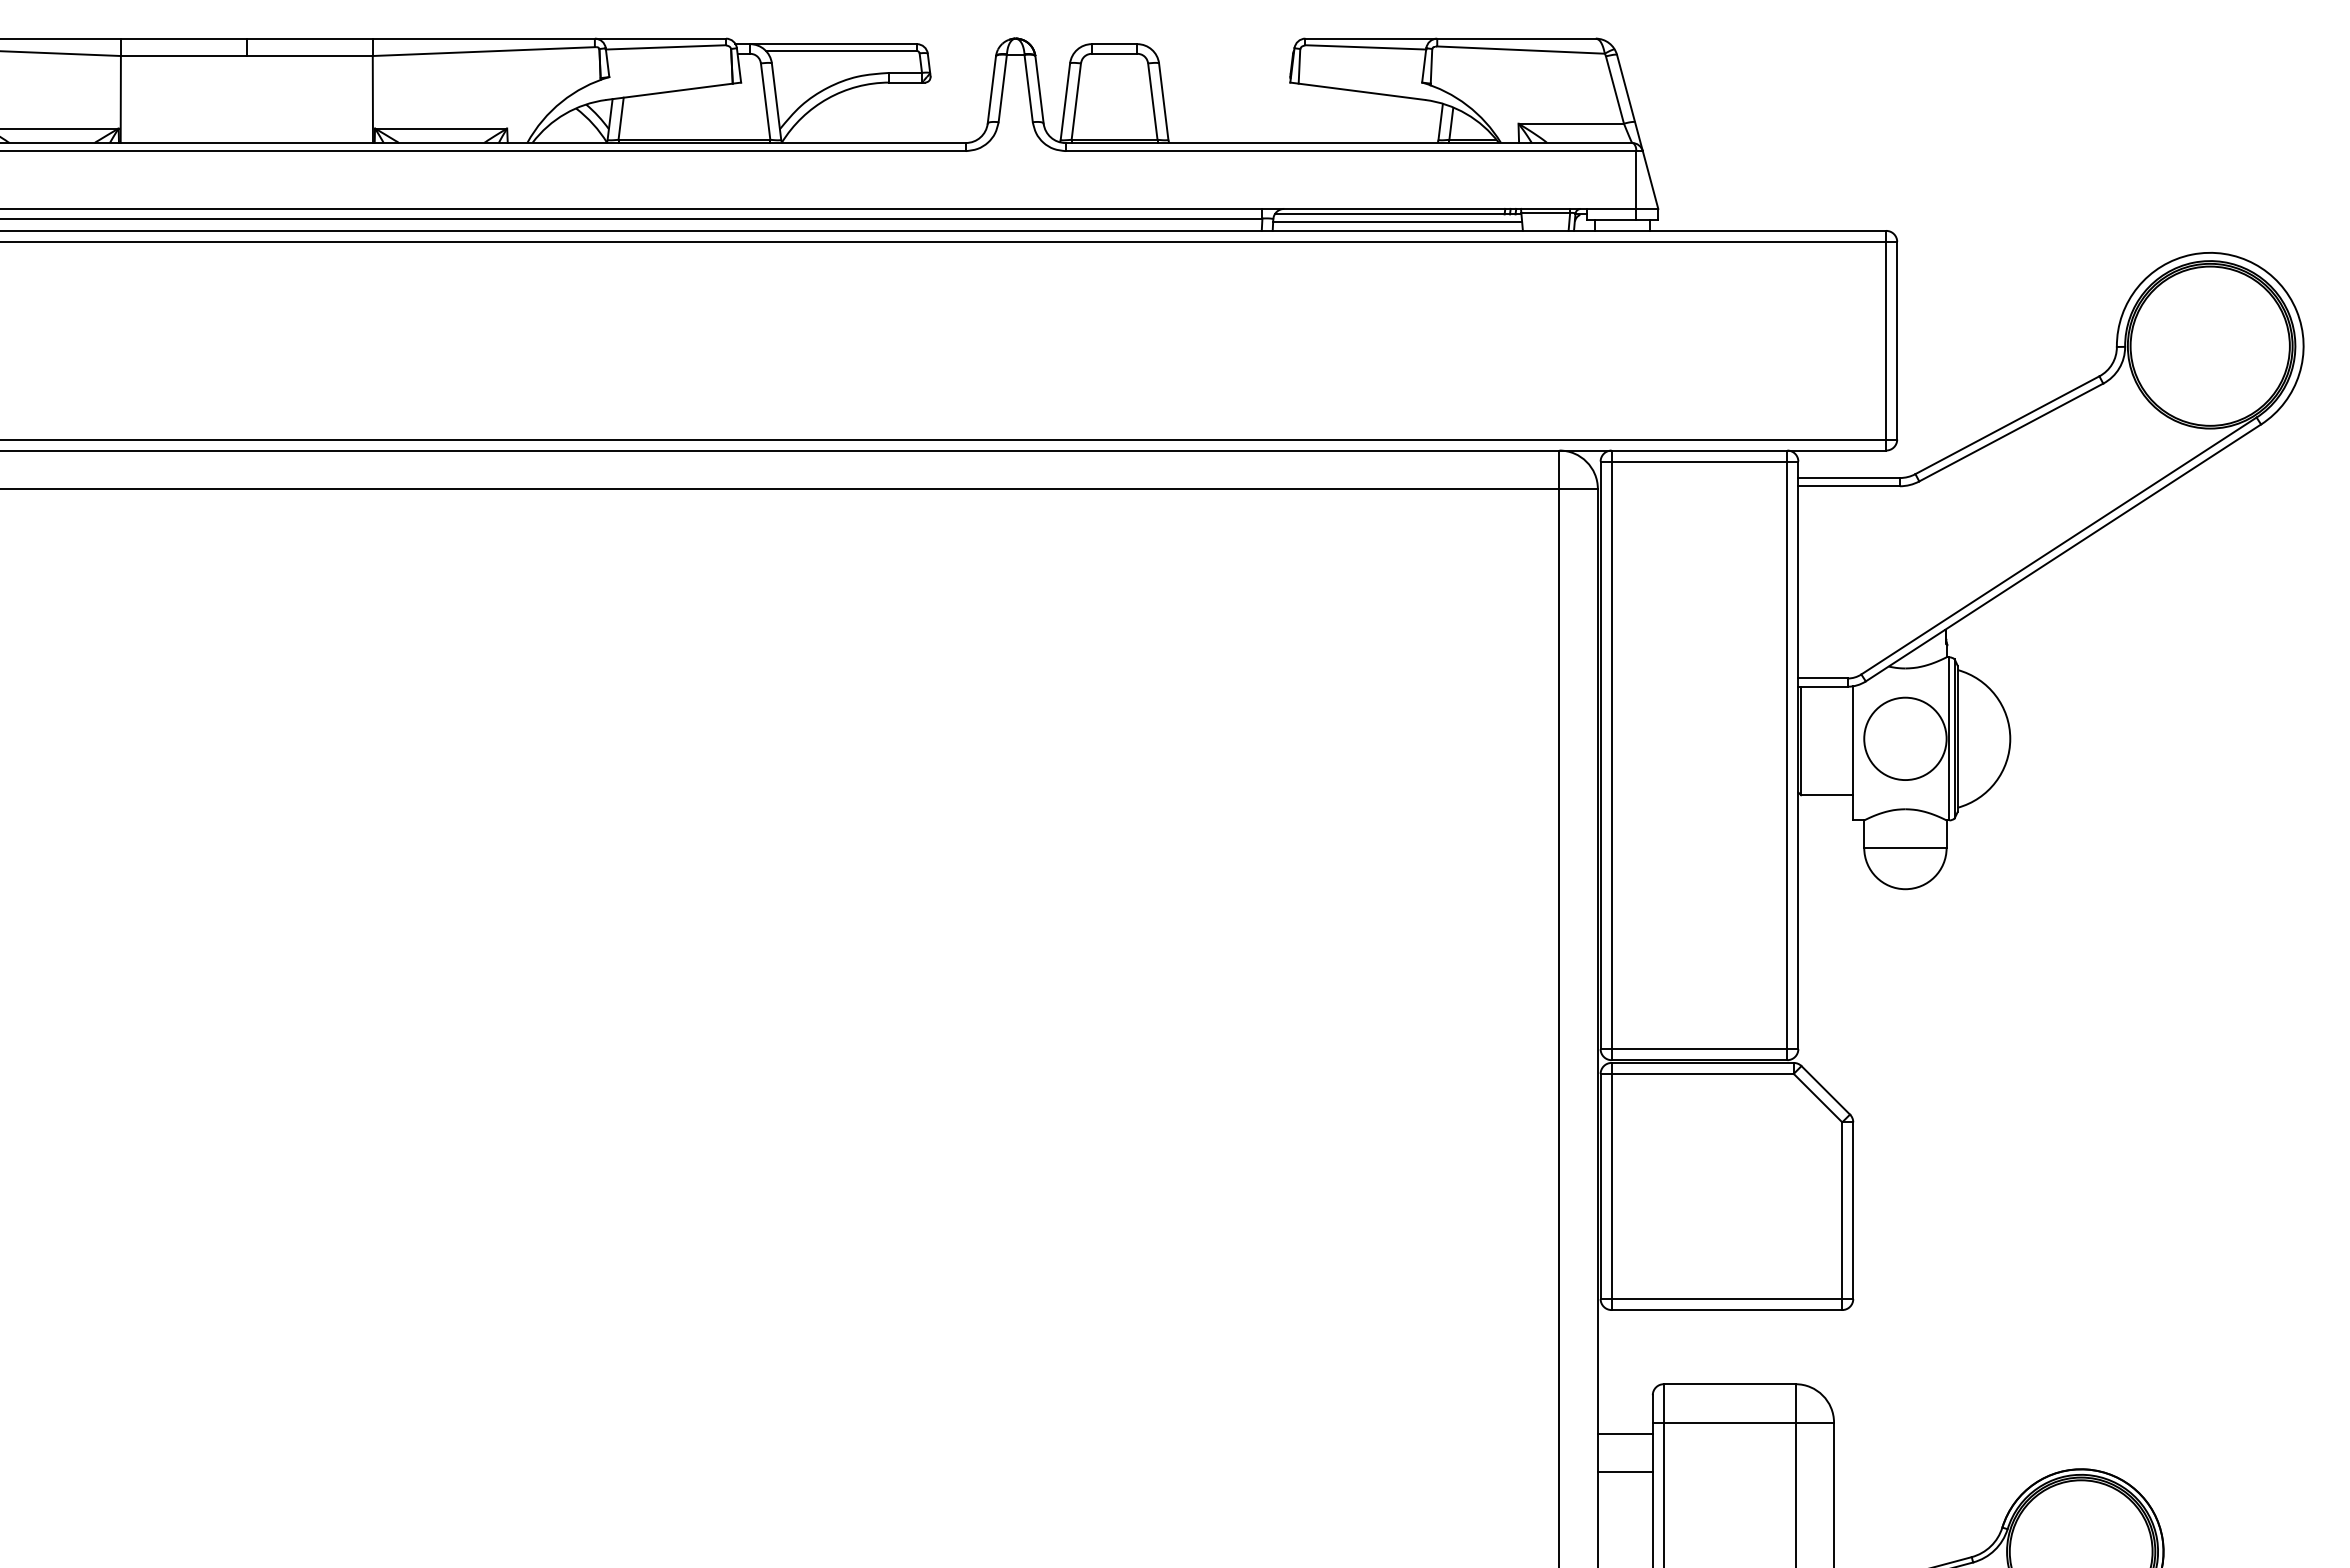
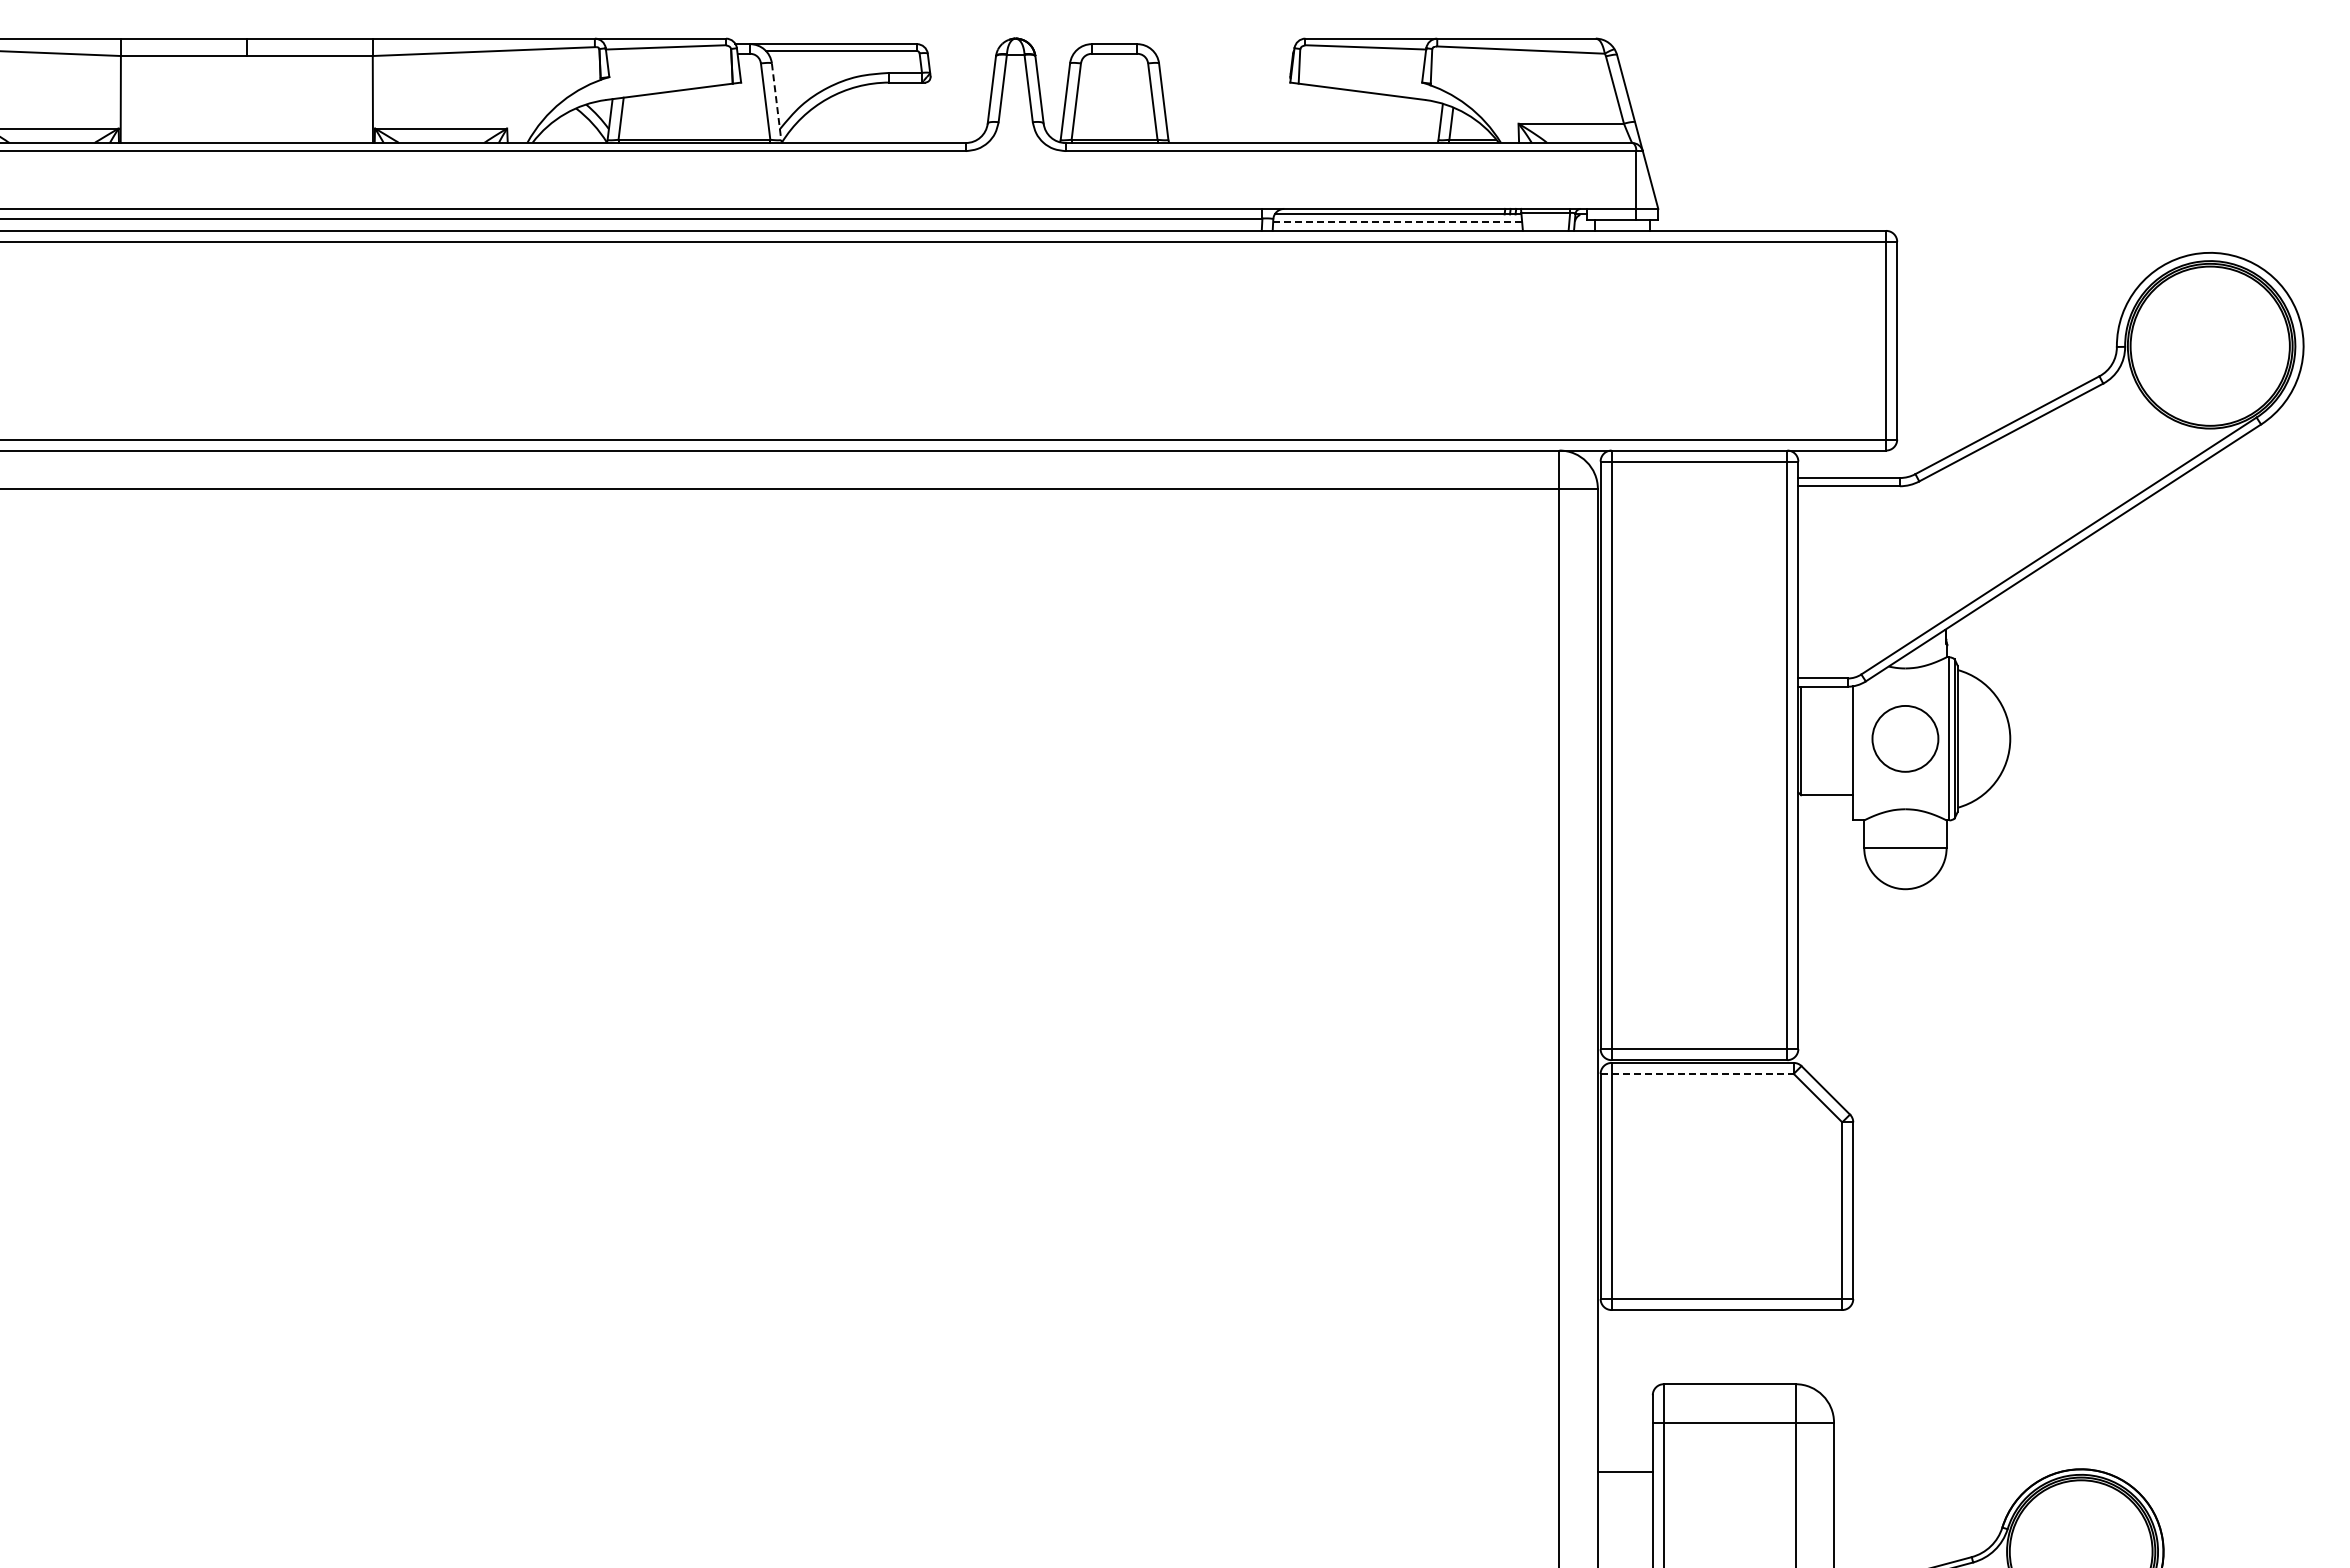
line: solid -> dashed (776, 102)
line: solid -> dashed (1397, 221)
circle diameter: 82 px -> 66 px (1905, 738)
line: solid -> dashed (1697, 1073)
line: present -> none (1624, 1433)
